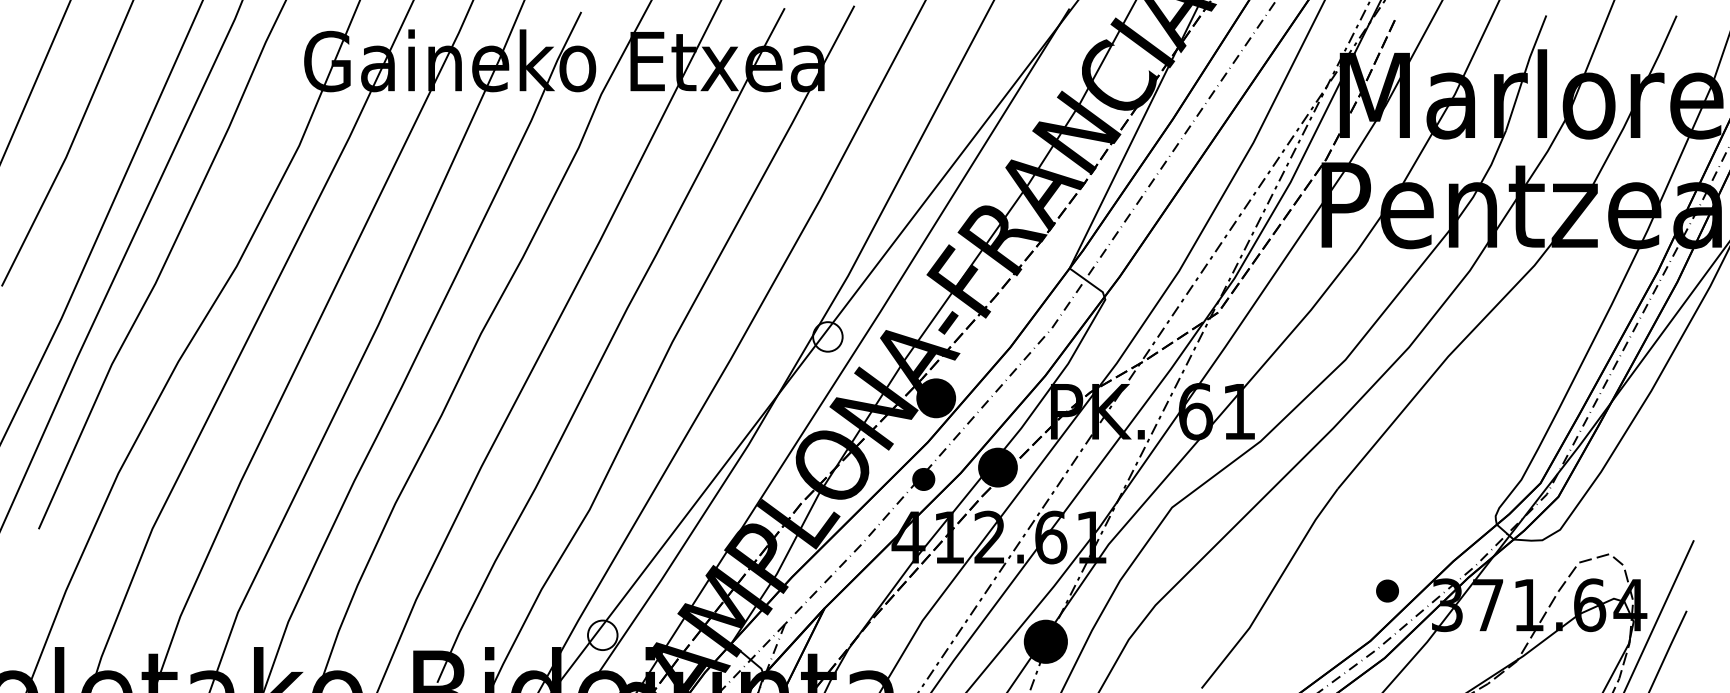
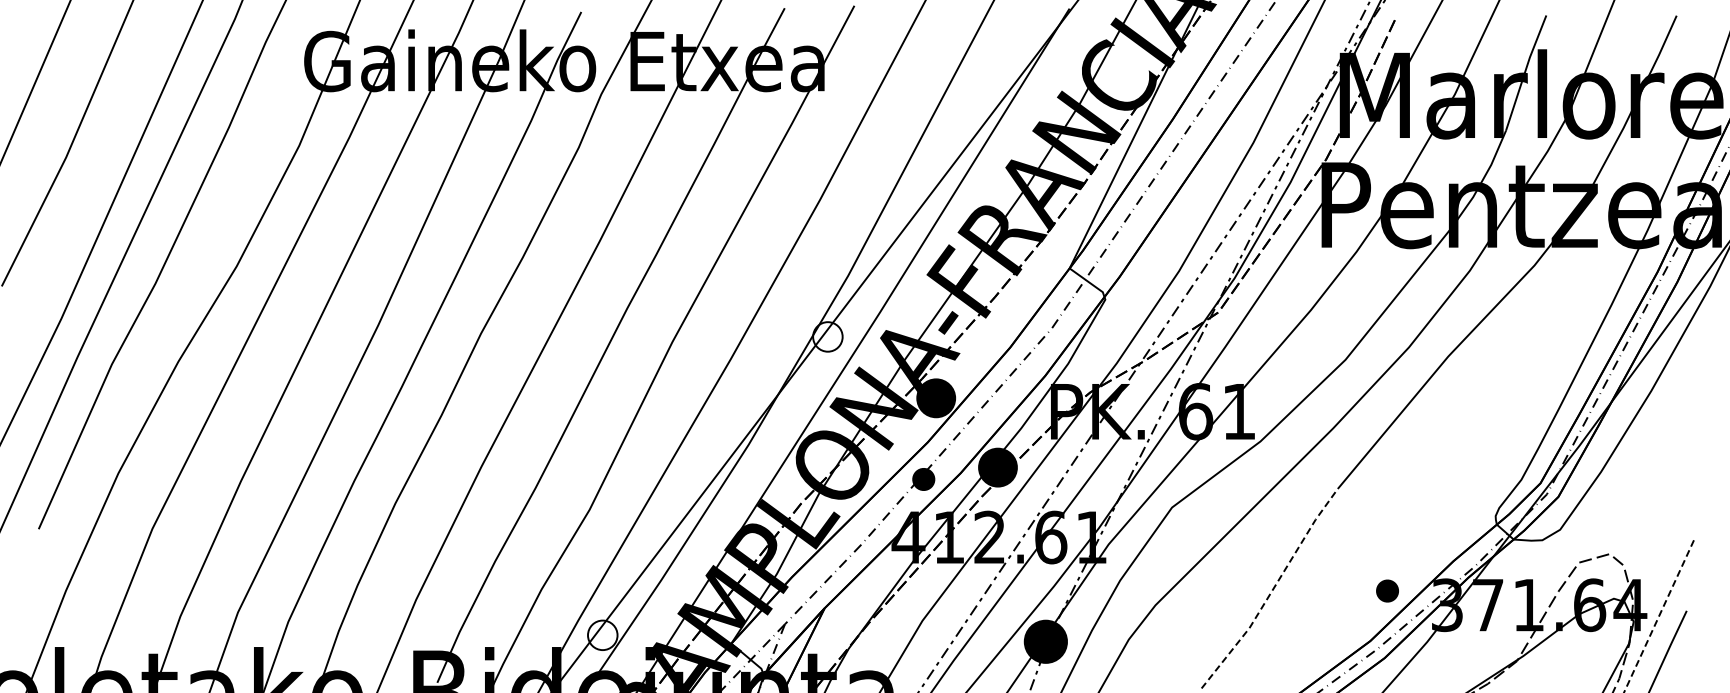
line: solid -> dashed (1272, 590)
line: solid -> dashed (1658, 616)
